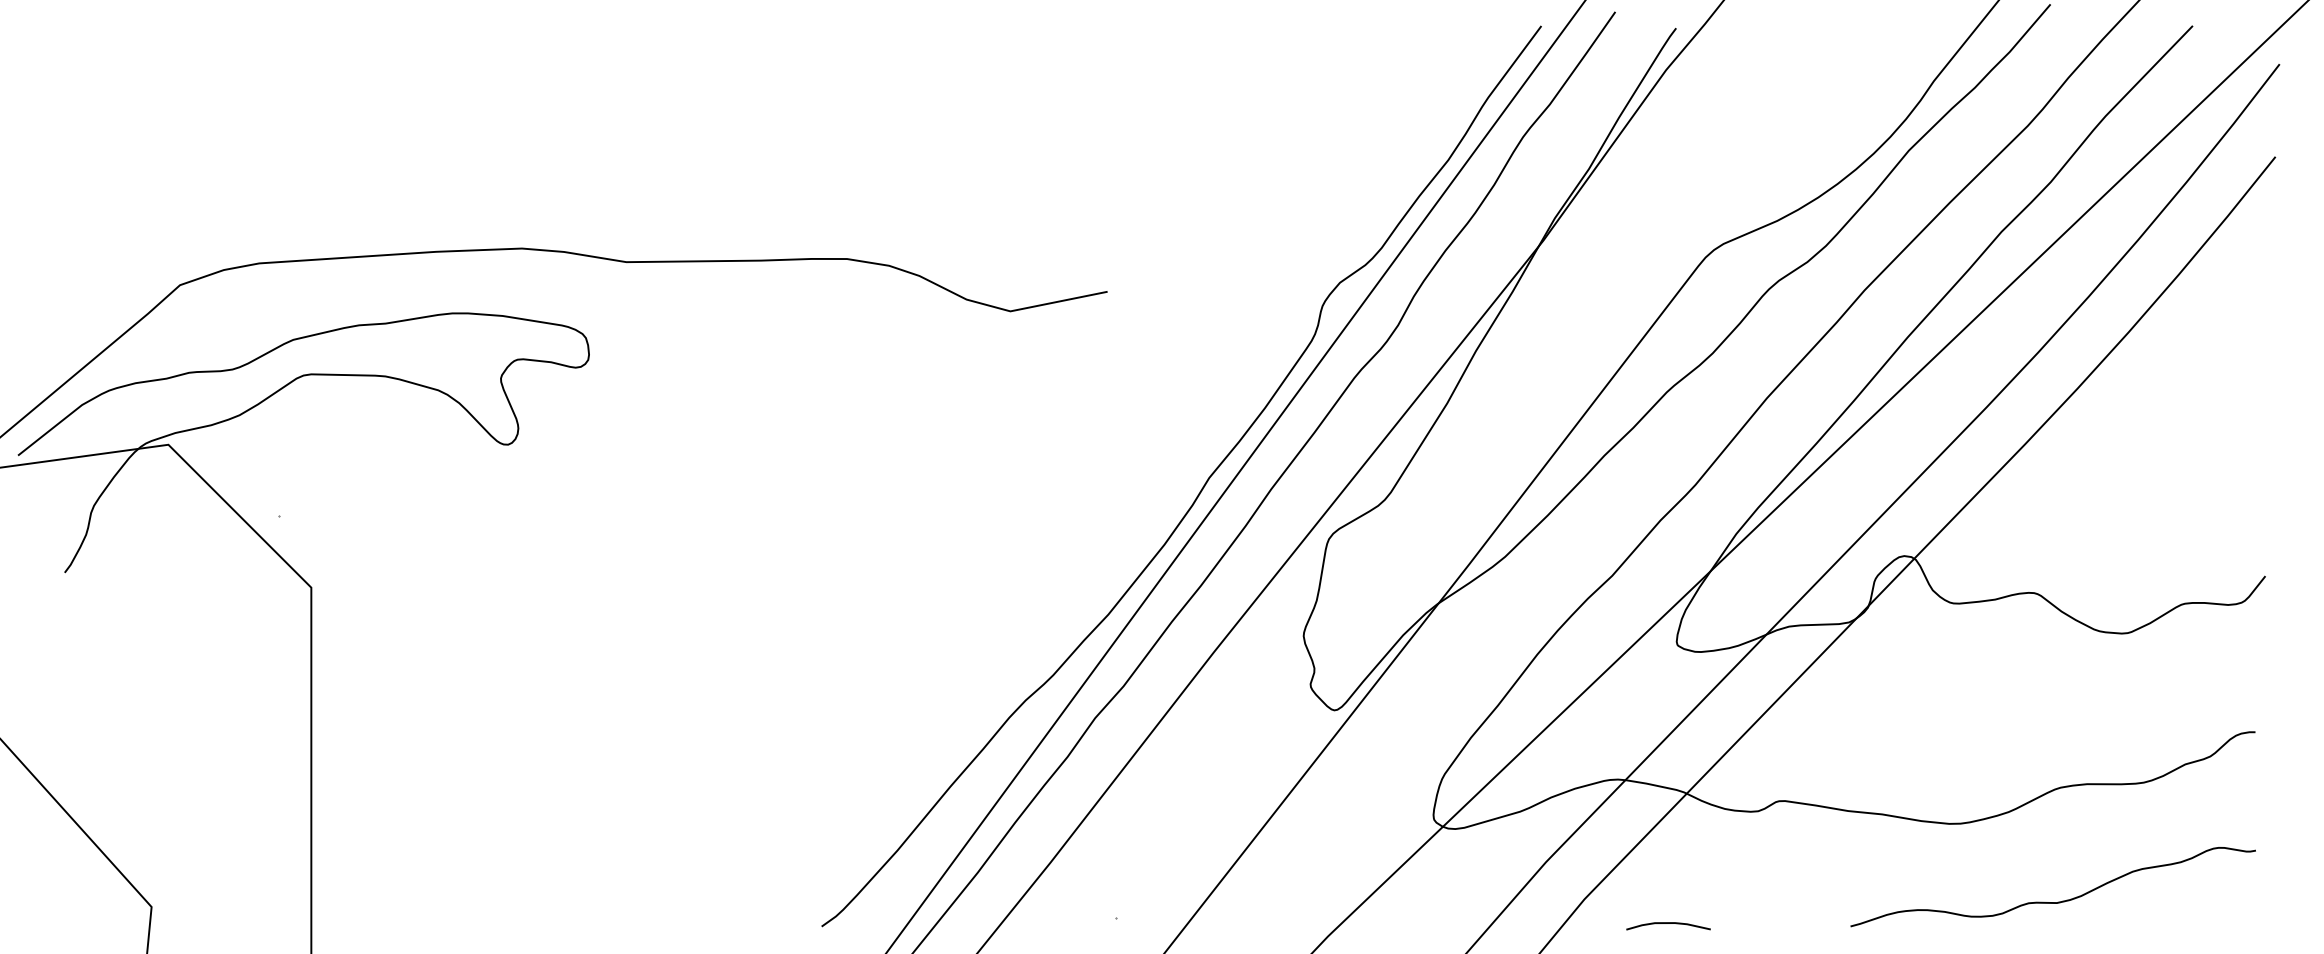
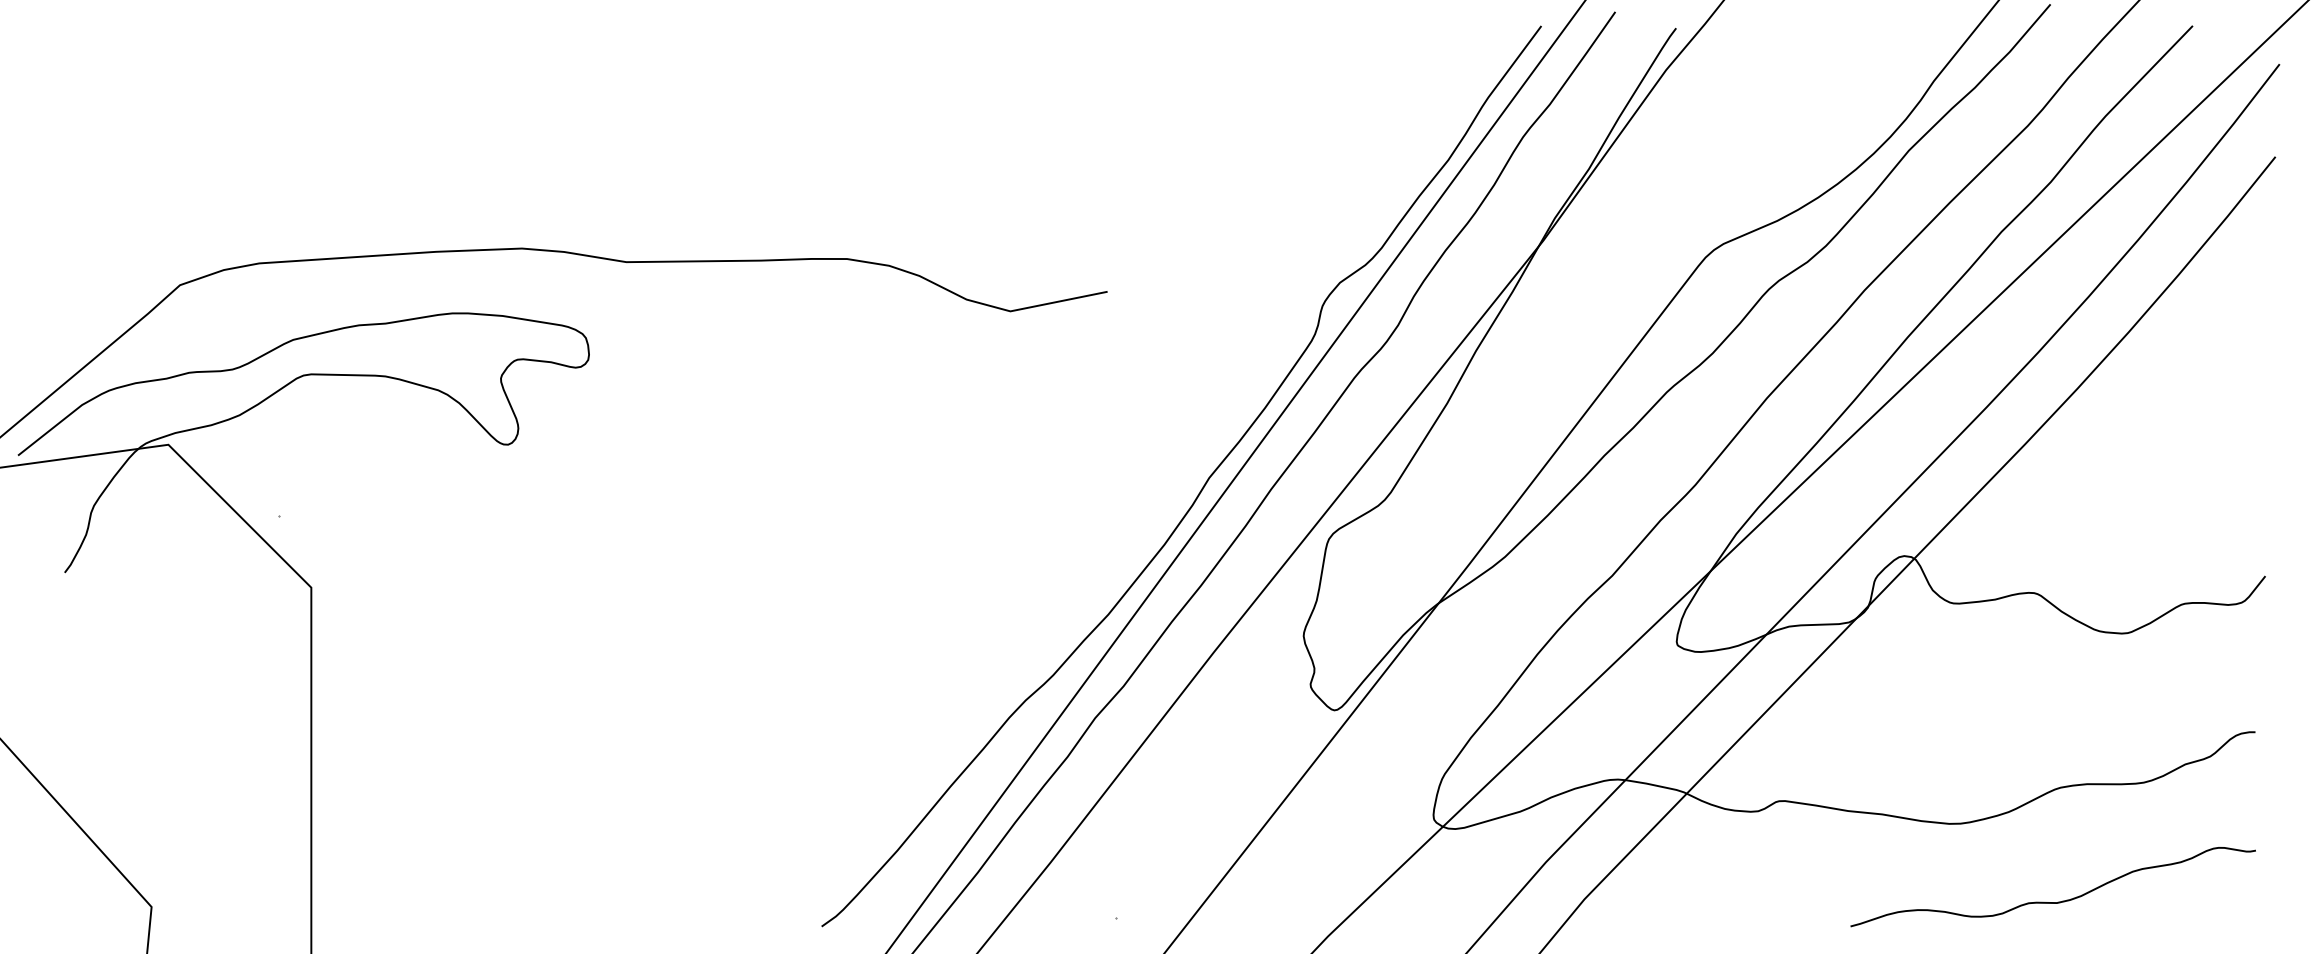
curve: present -> none (1668, 923)
